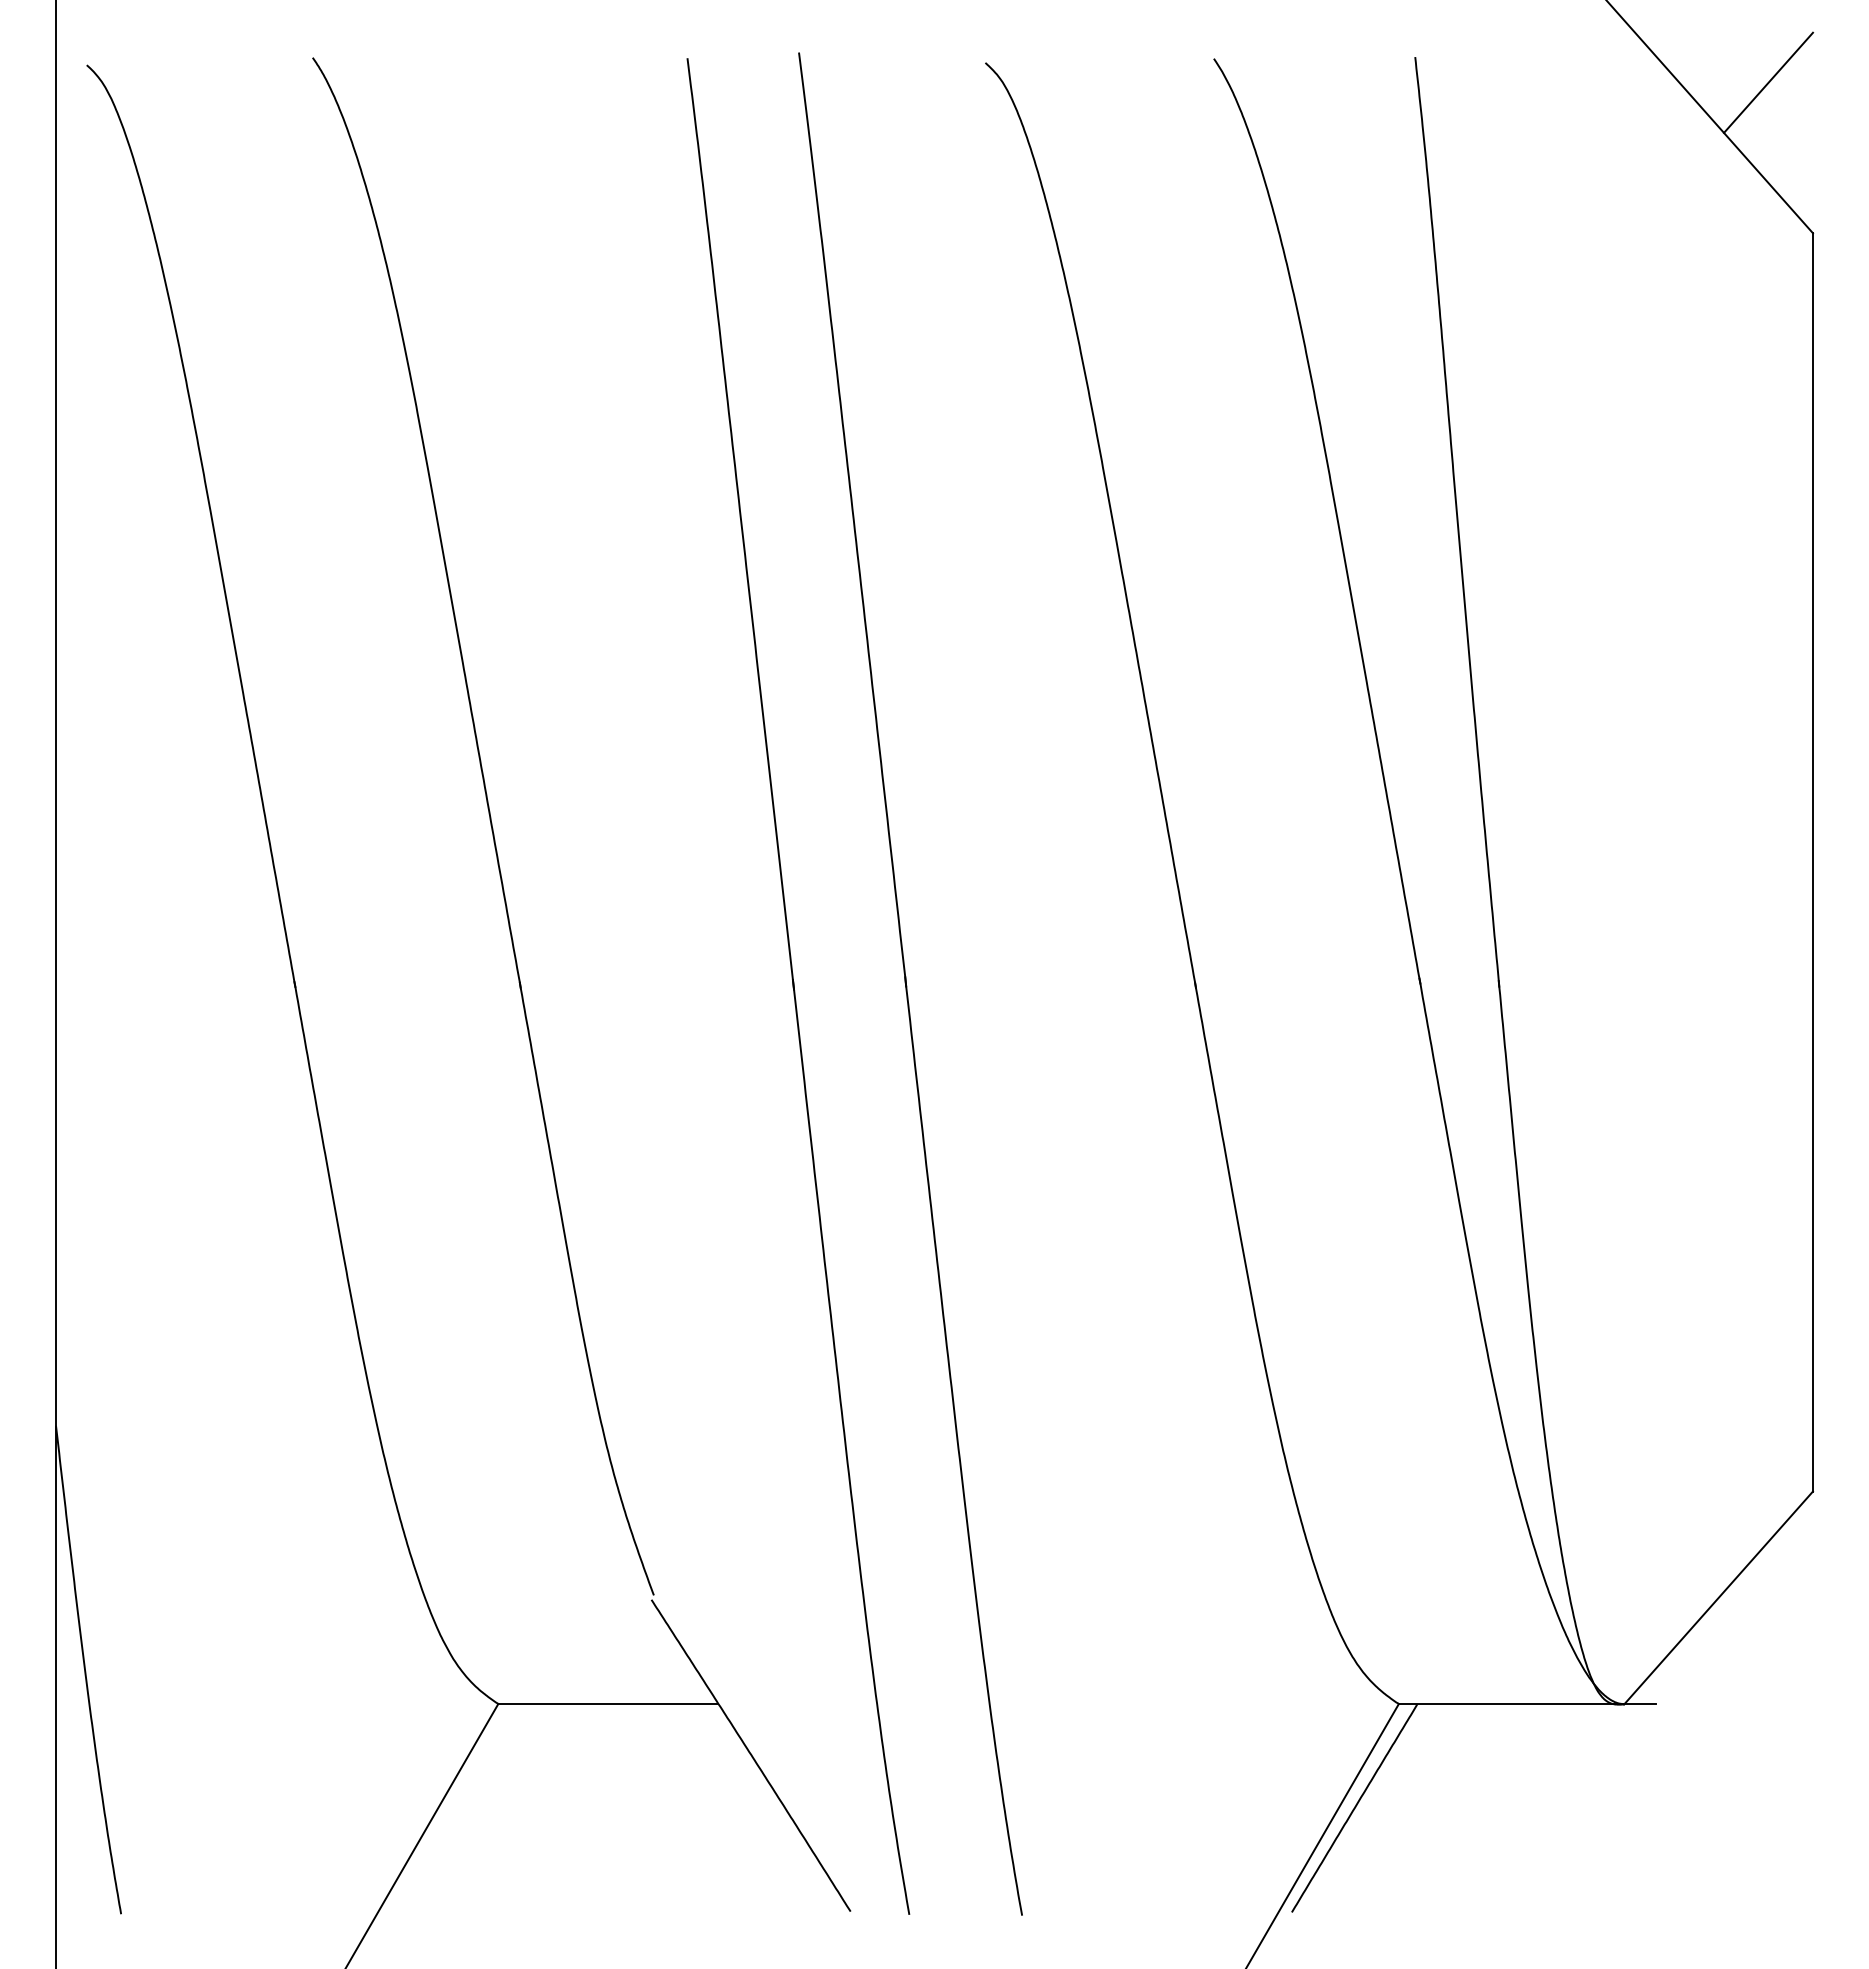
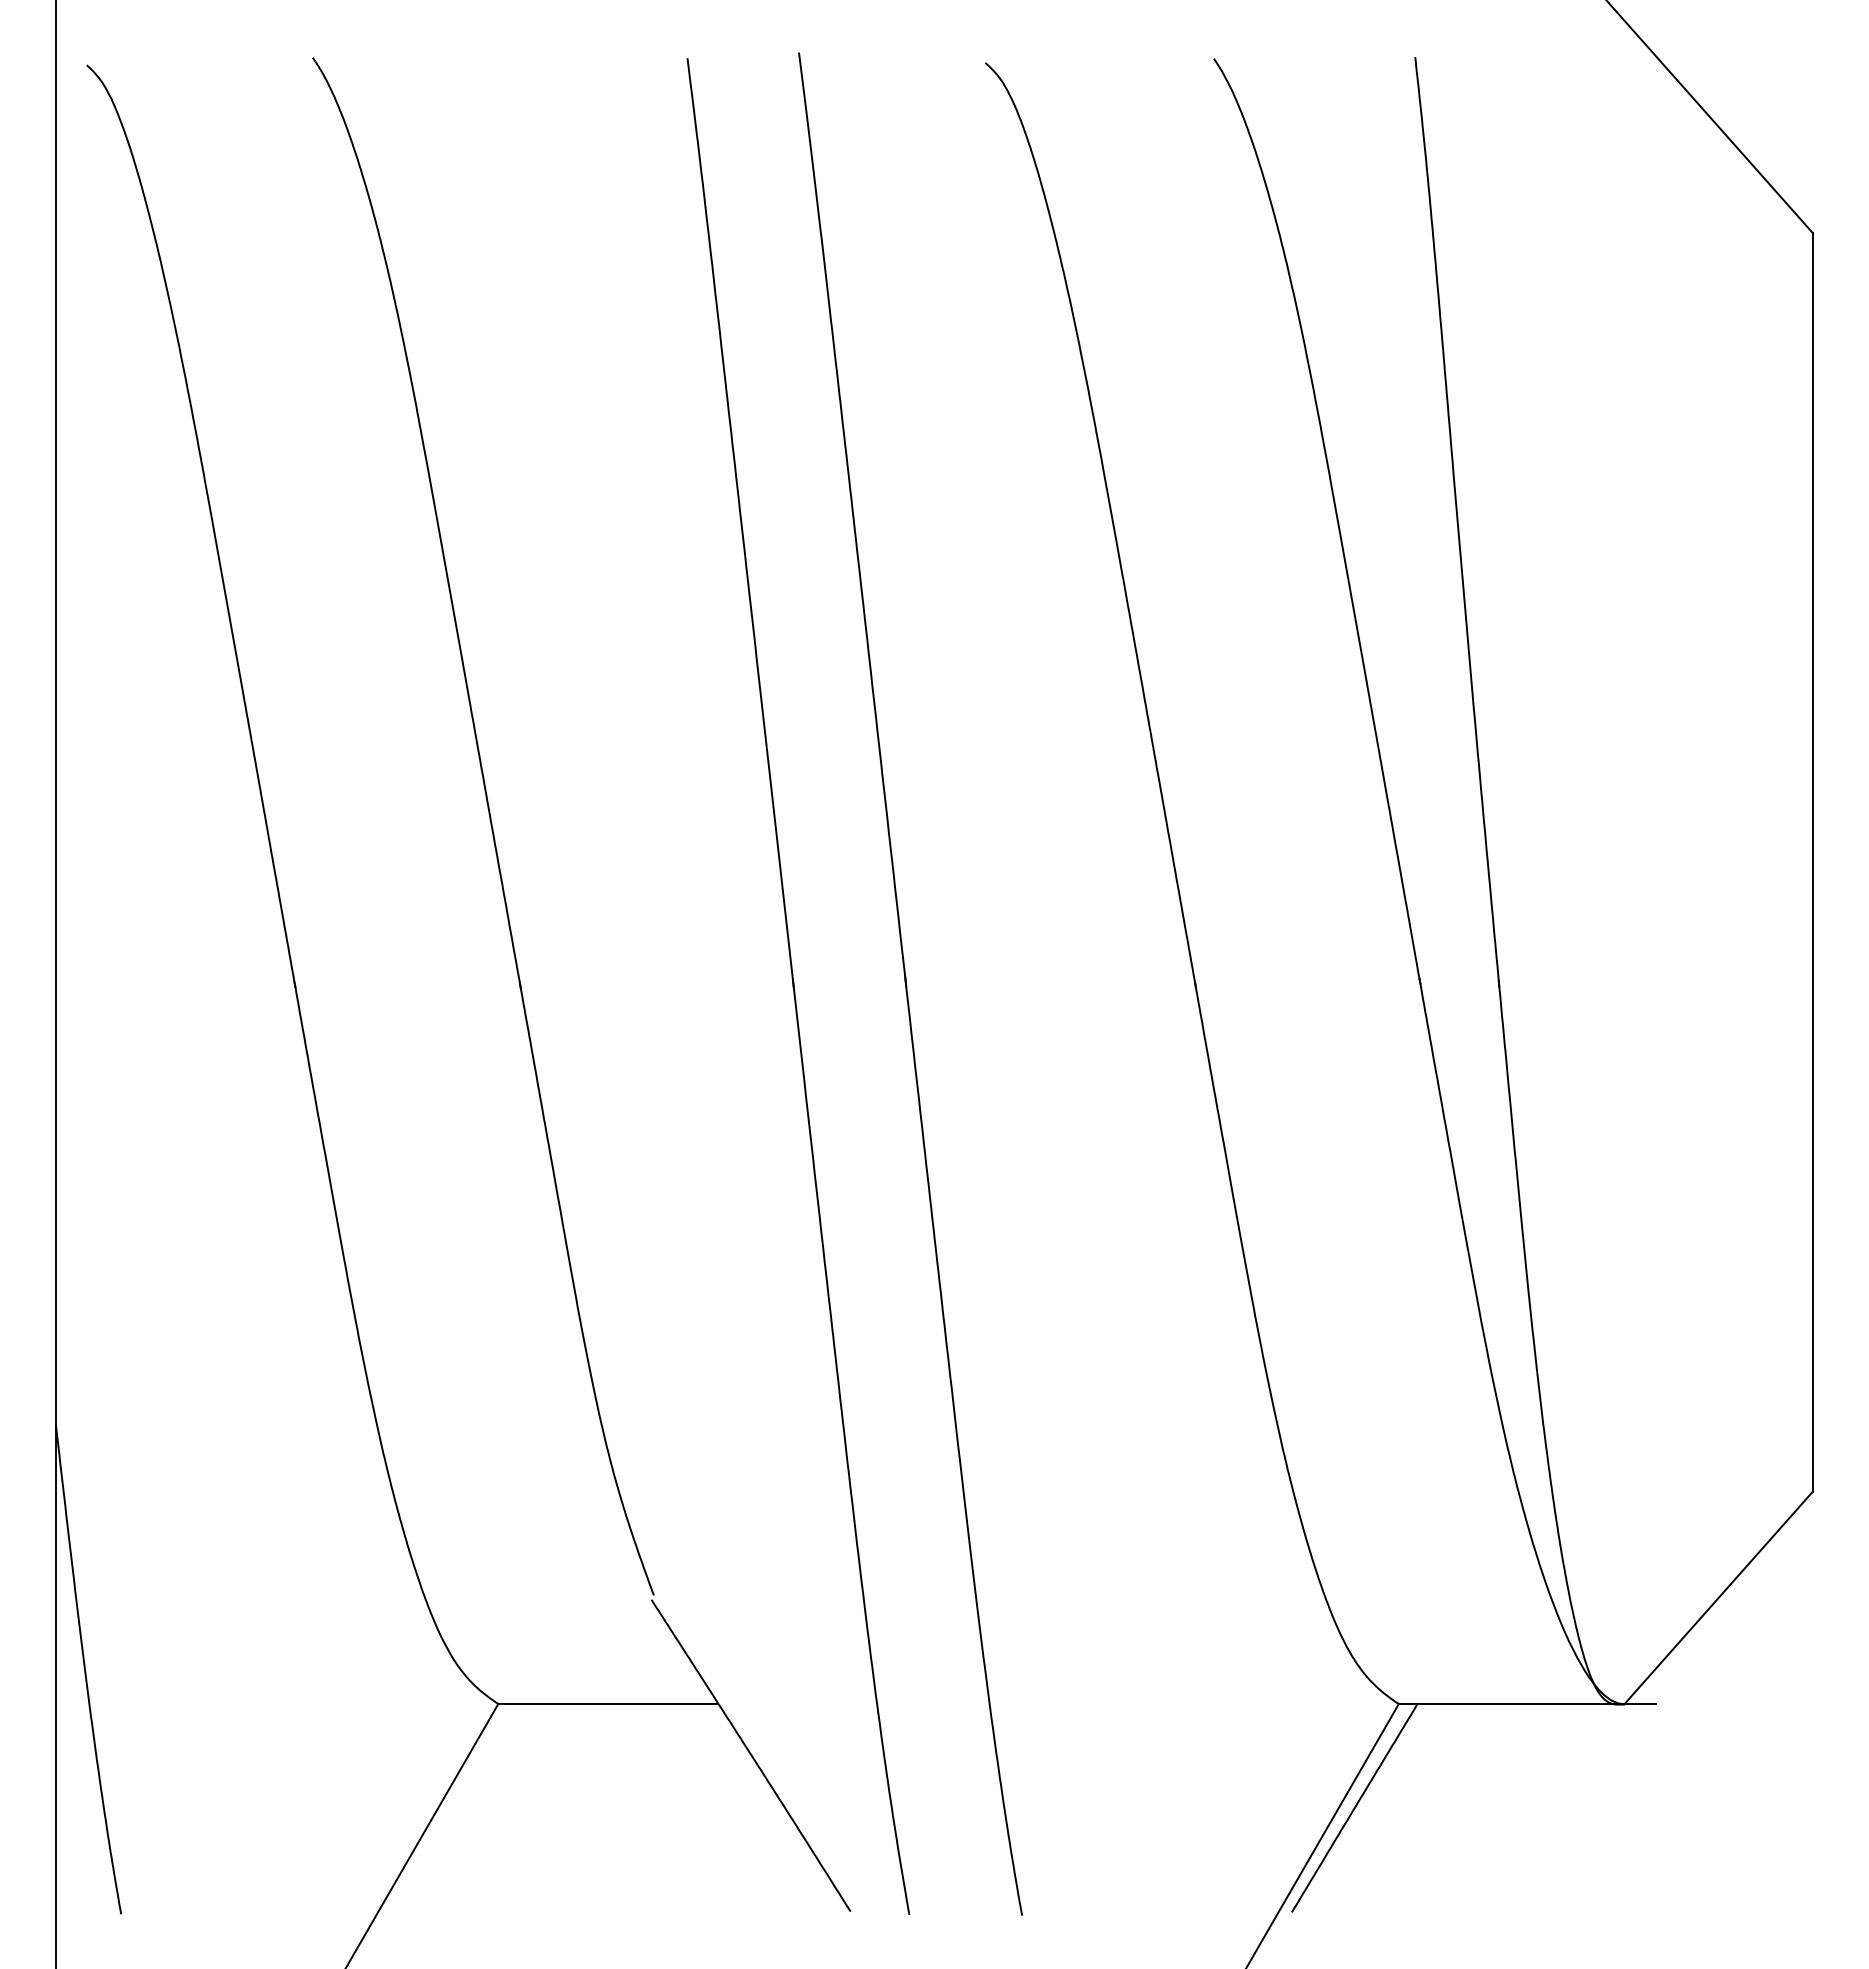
line: present -> none (1768, 82)
